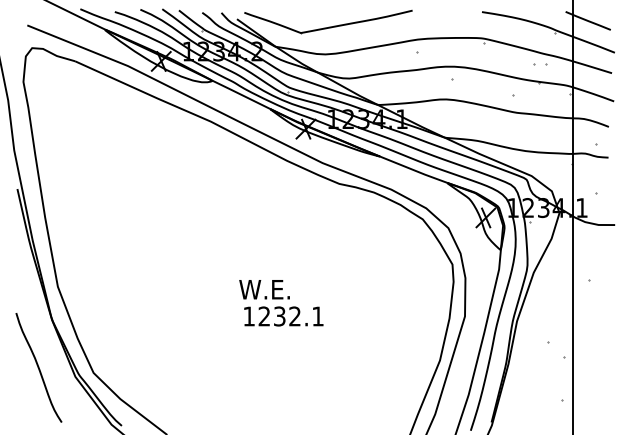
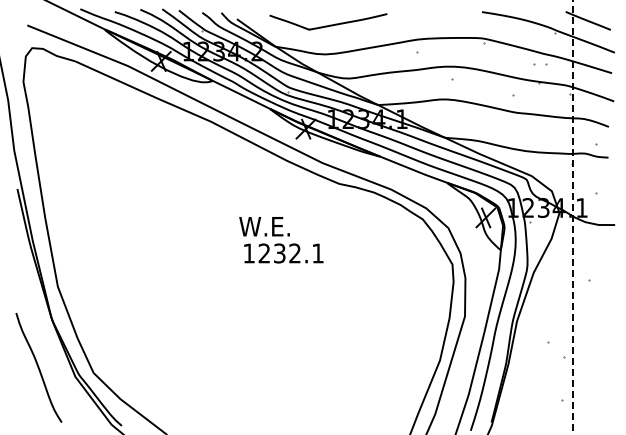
part size: 169x26 px -> 119x18 px (328, 21)
line: solid -> dashed (572, 217)
text position: (281, 303) -> (281, 240) (281, 240)
